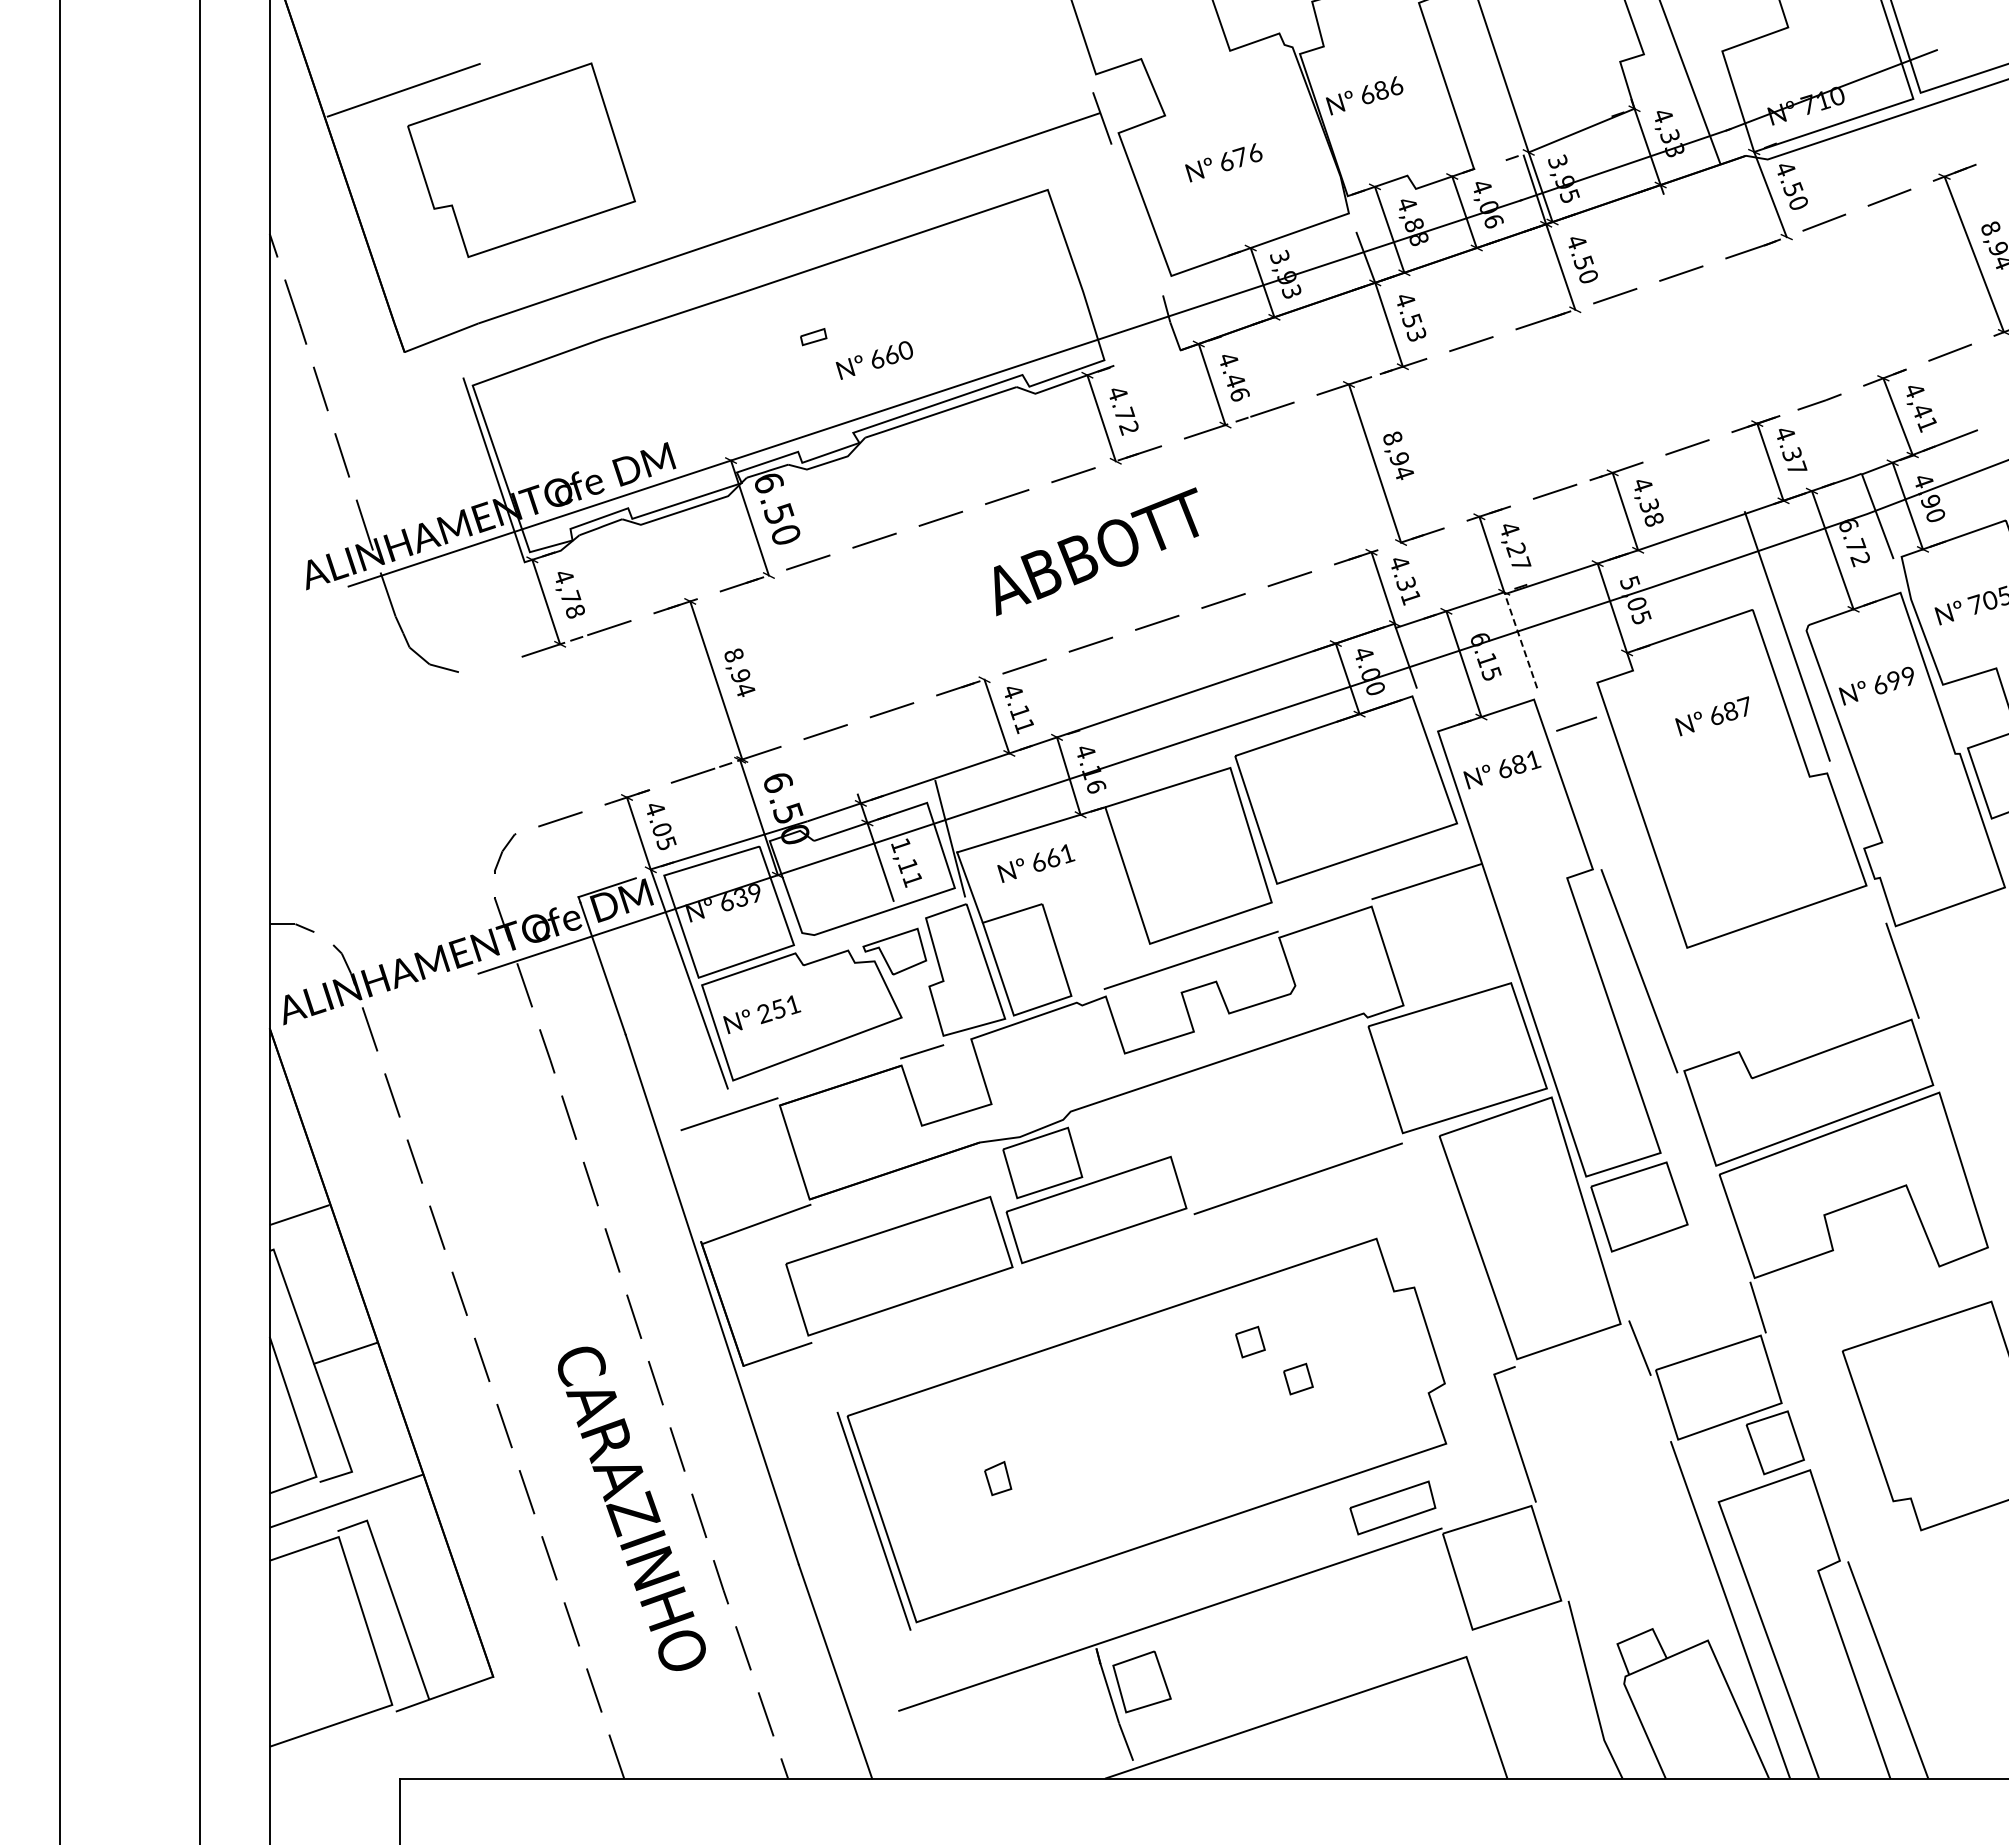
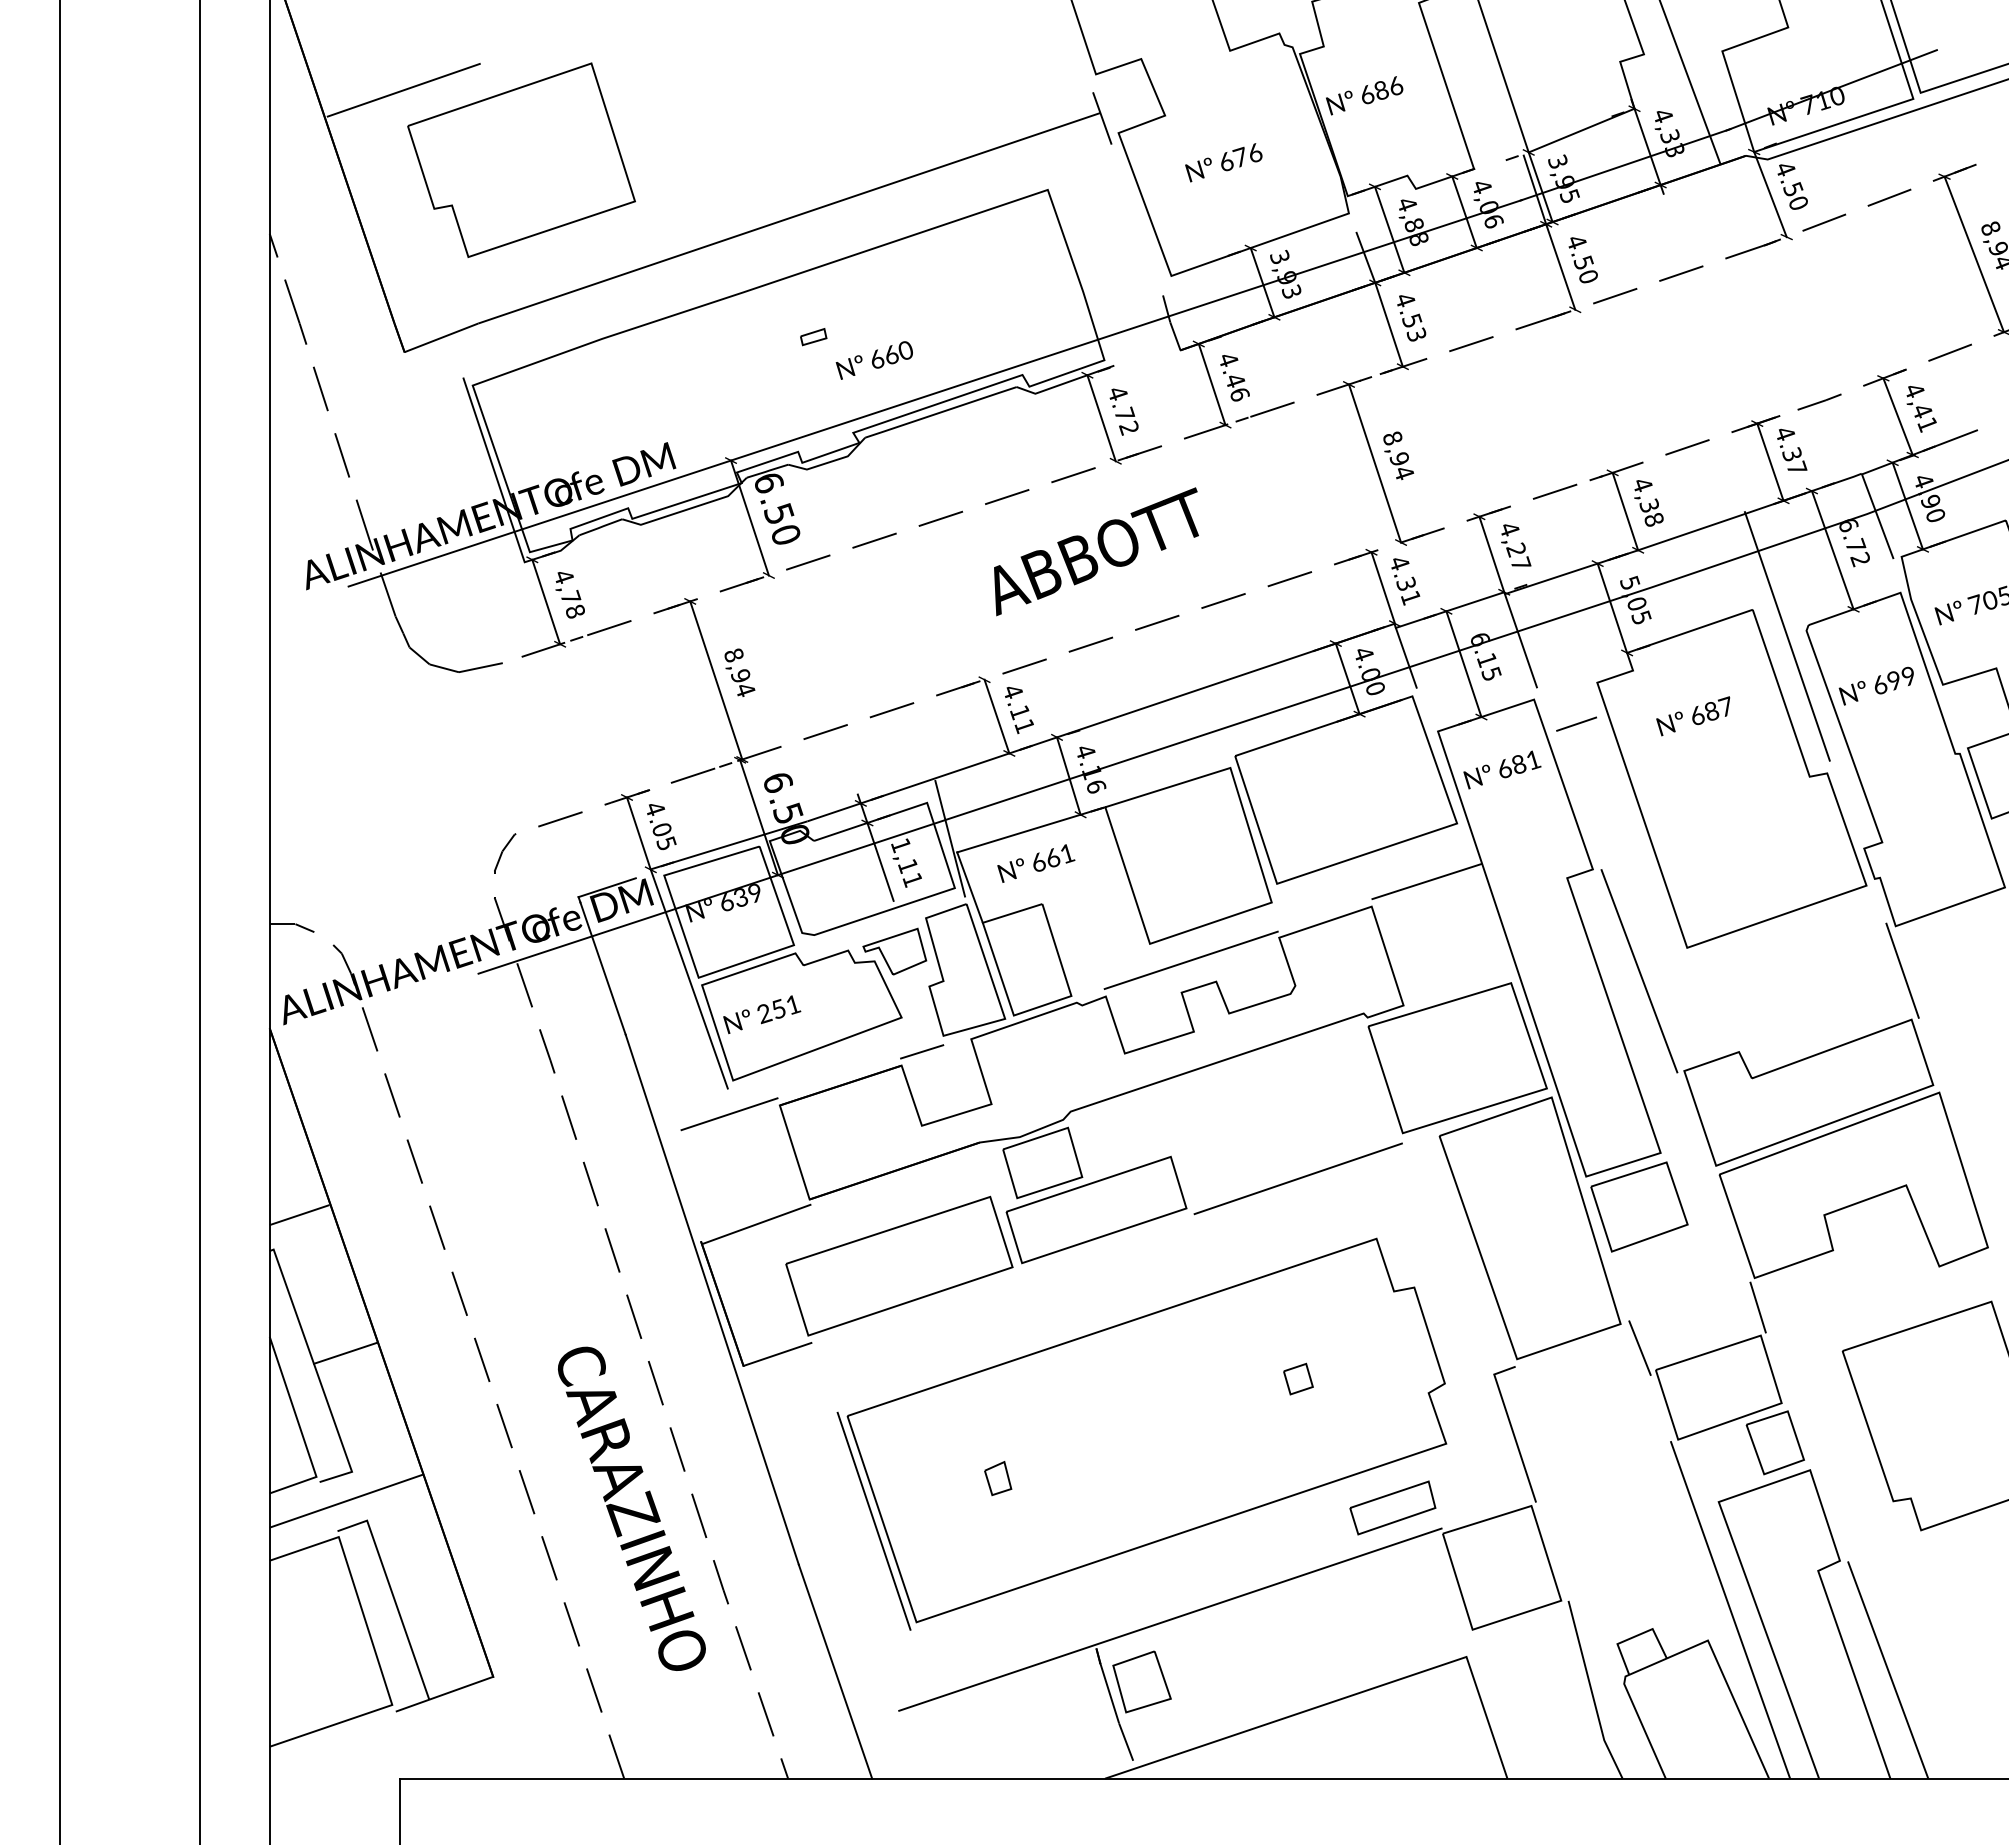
line: dashed -> solid (1520, 640)
line: none -> present (480, 667)
text position: (1712, 716) -> (1693, 716) (1693, 716)
part: present -> none (1250, 1341)
